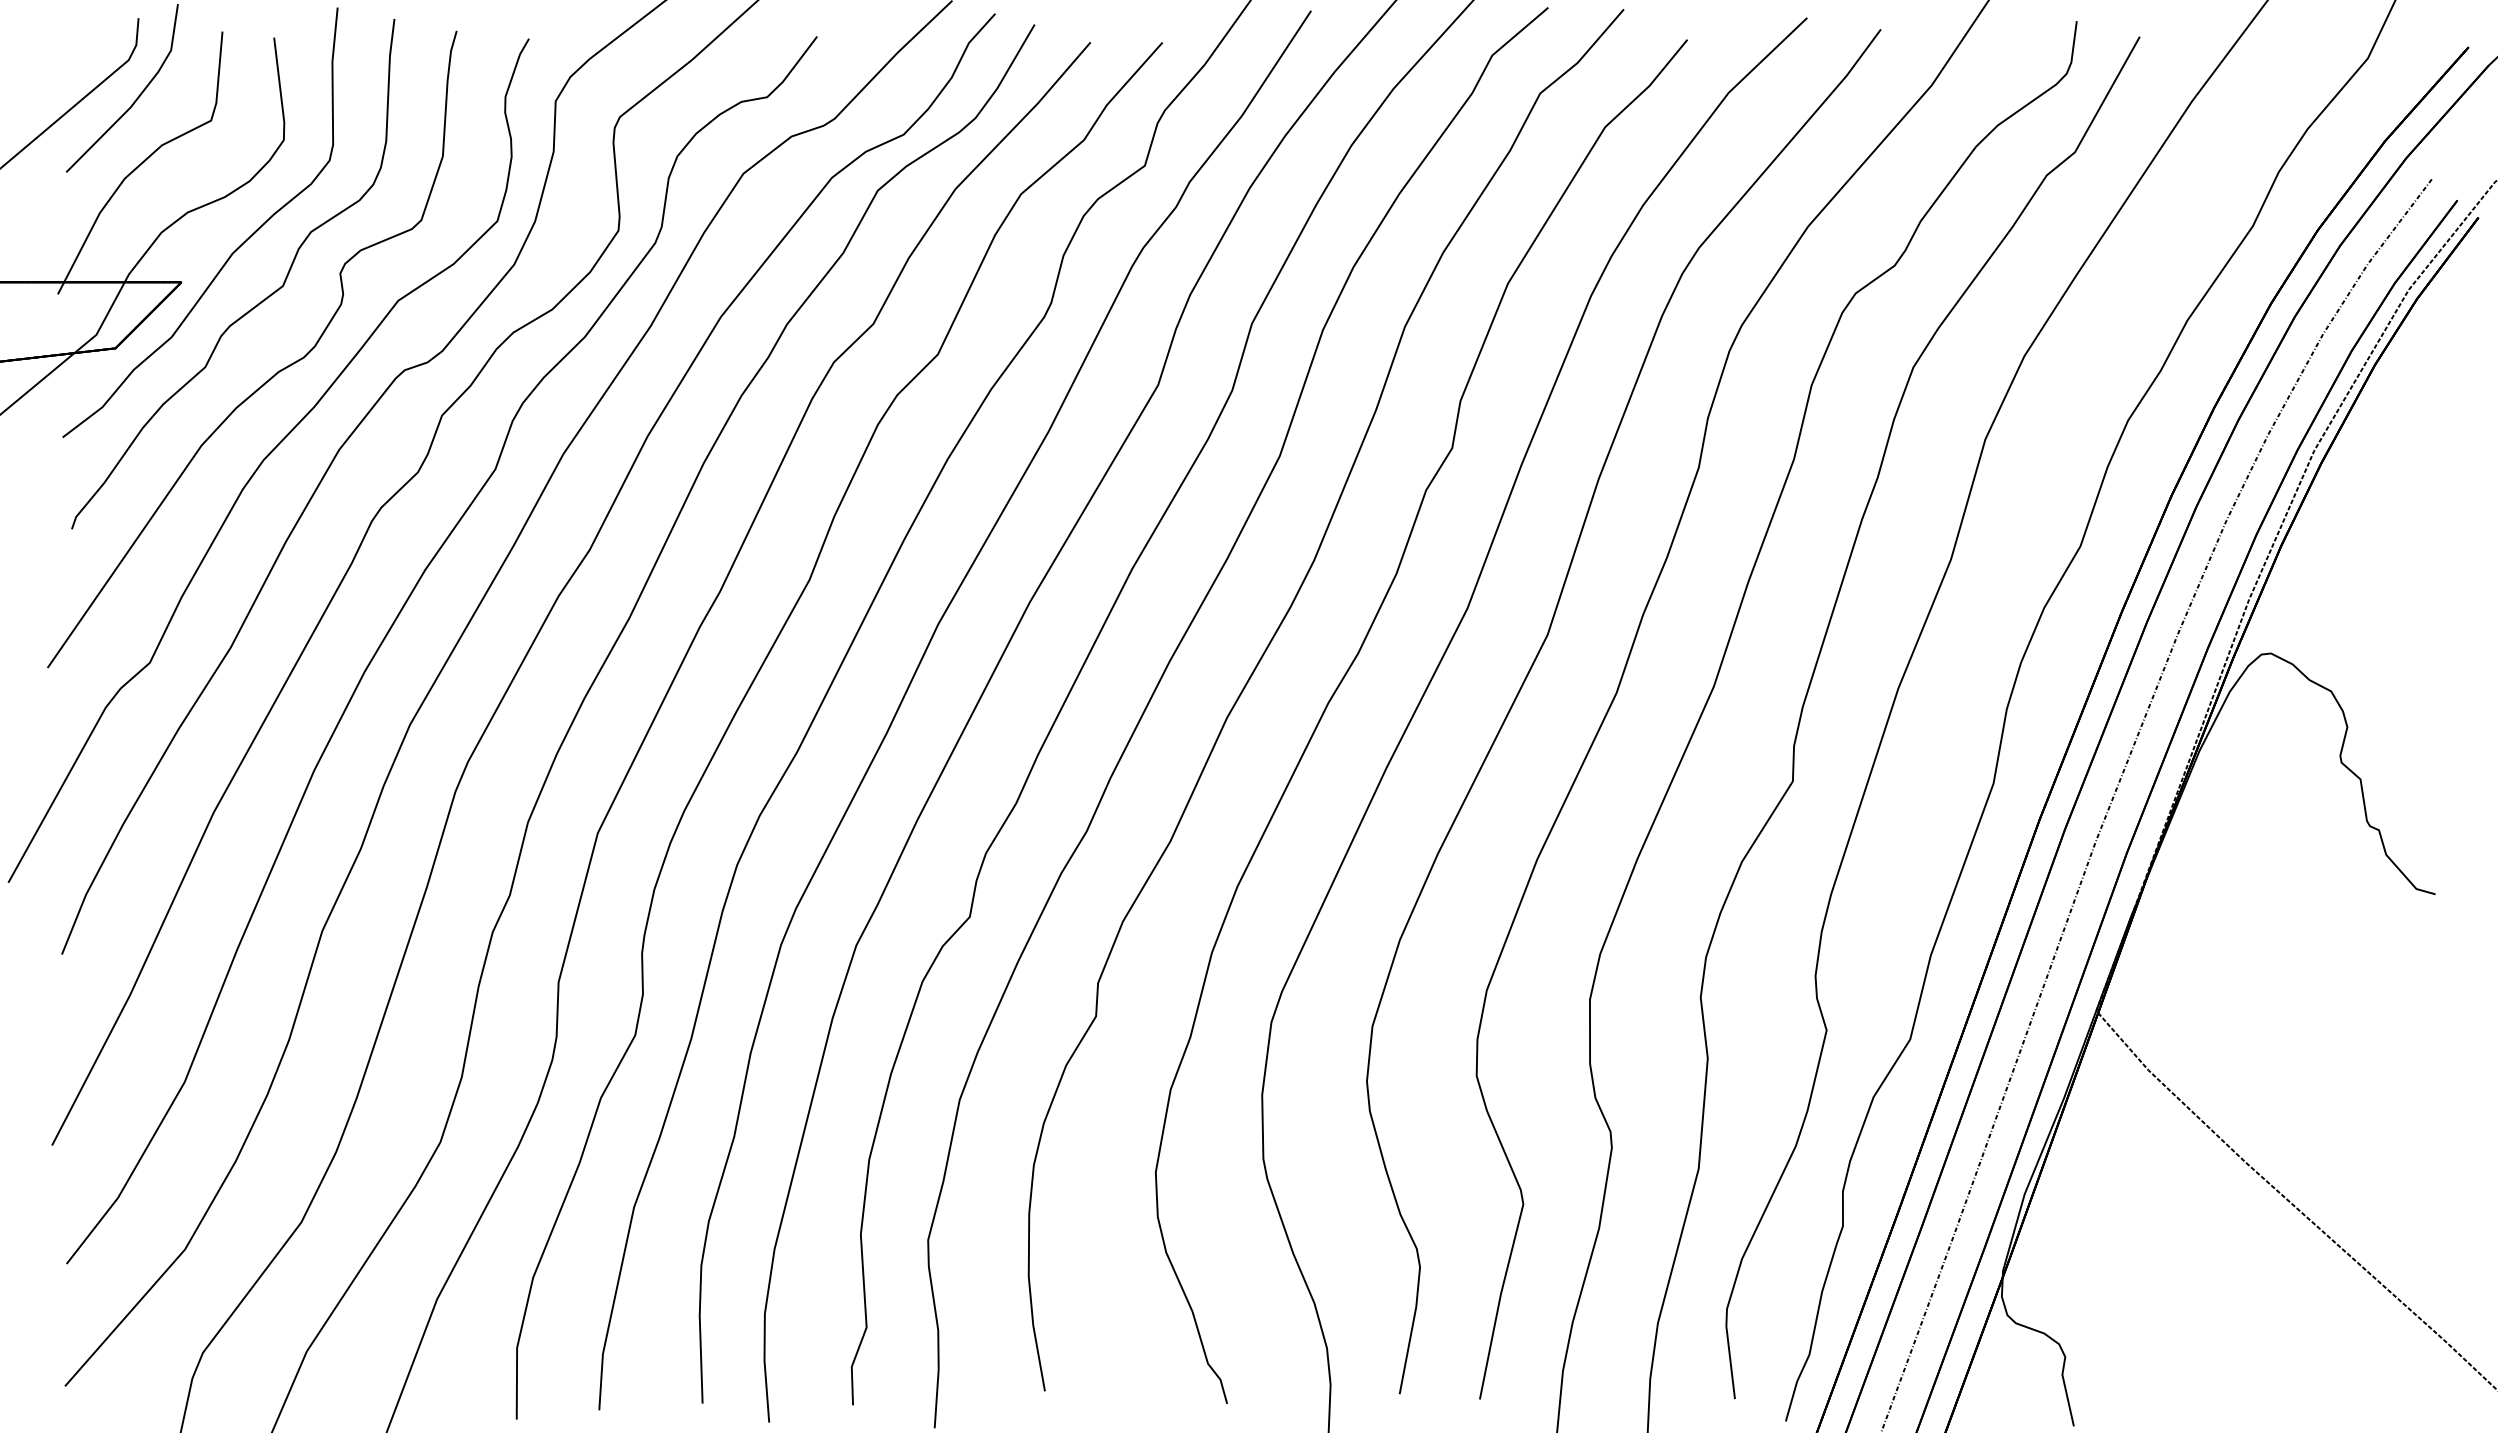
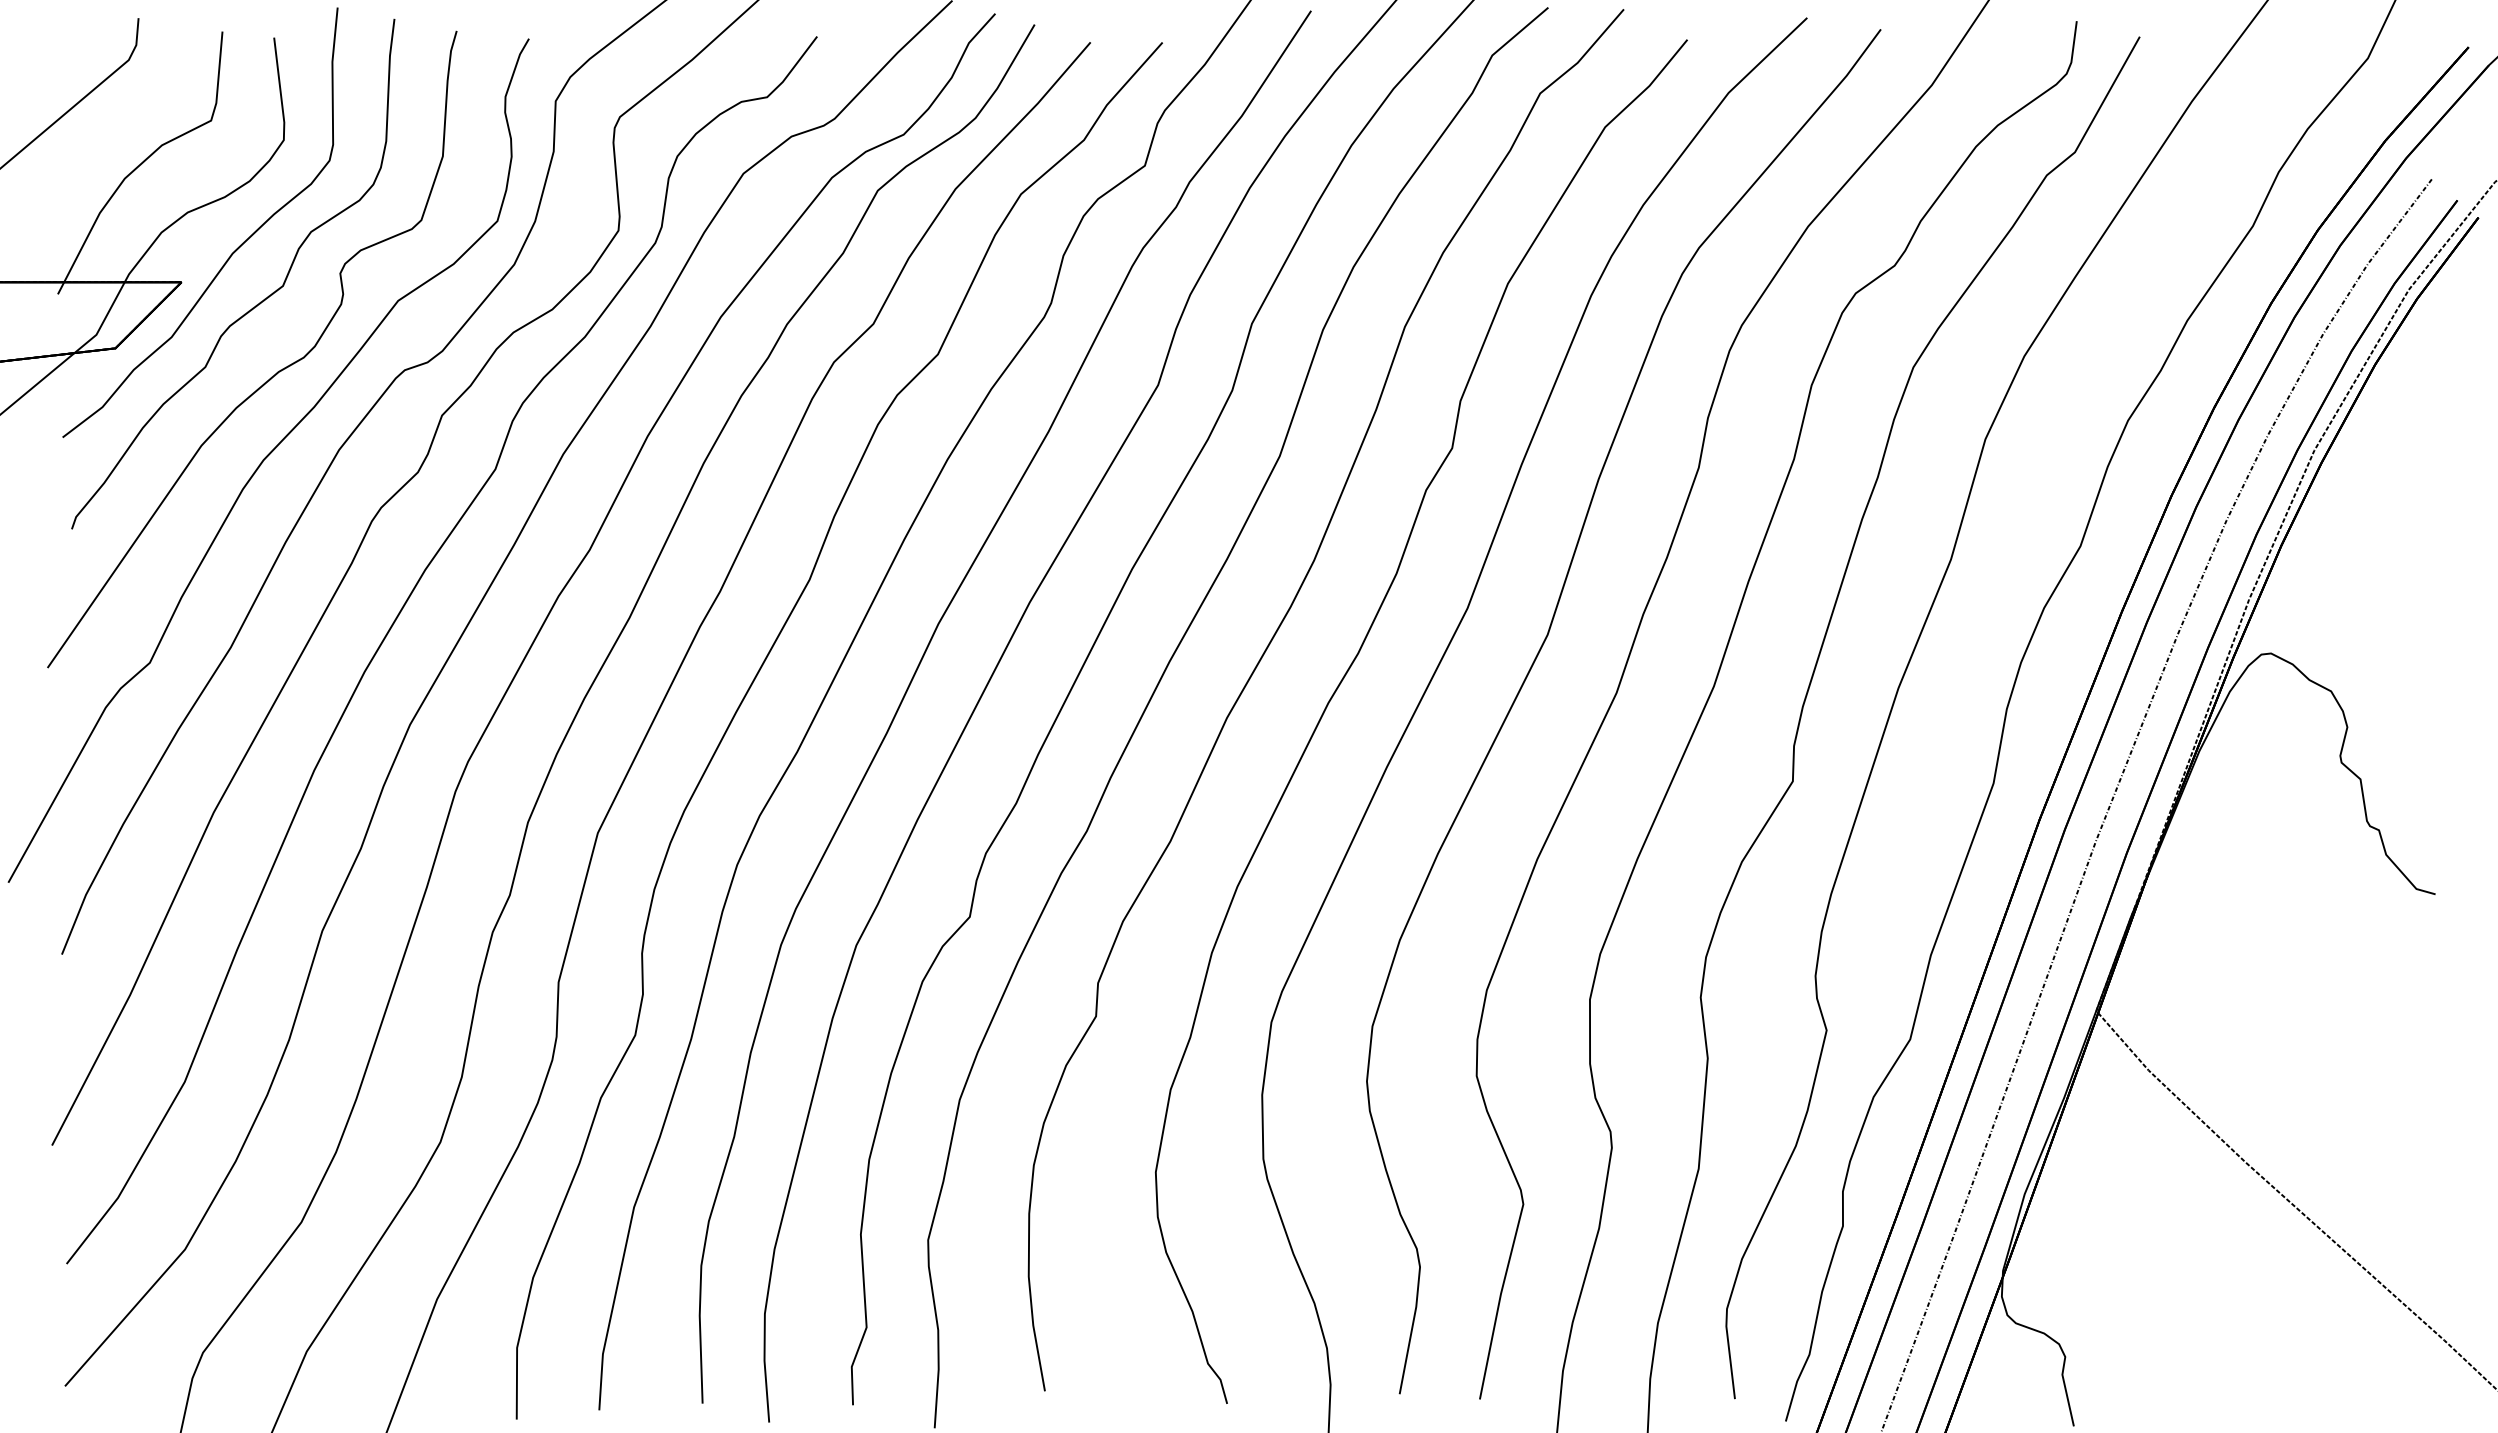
line: present -> none (134, 100)
